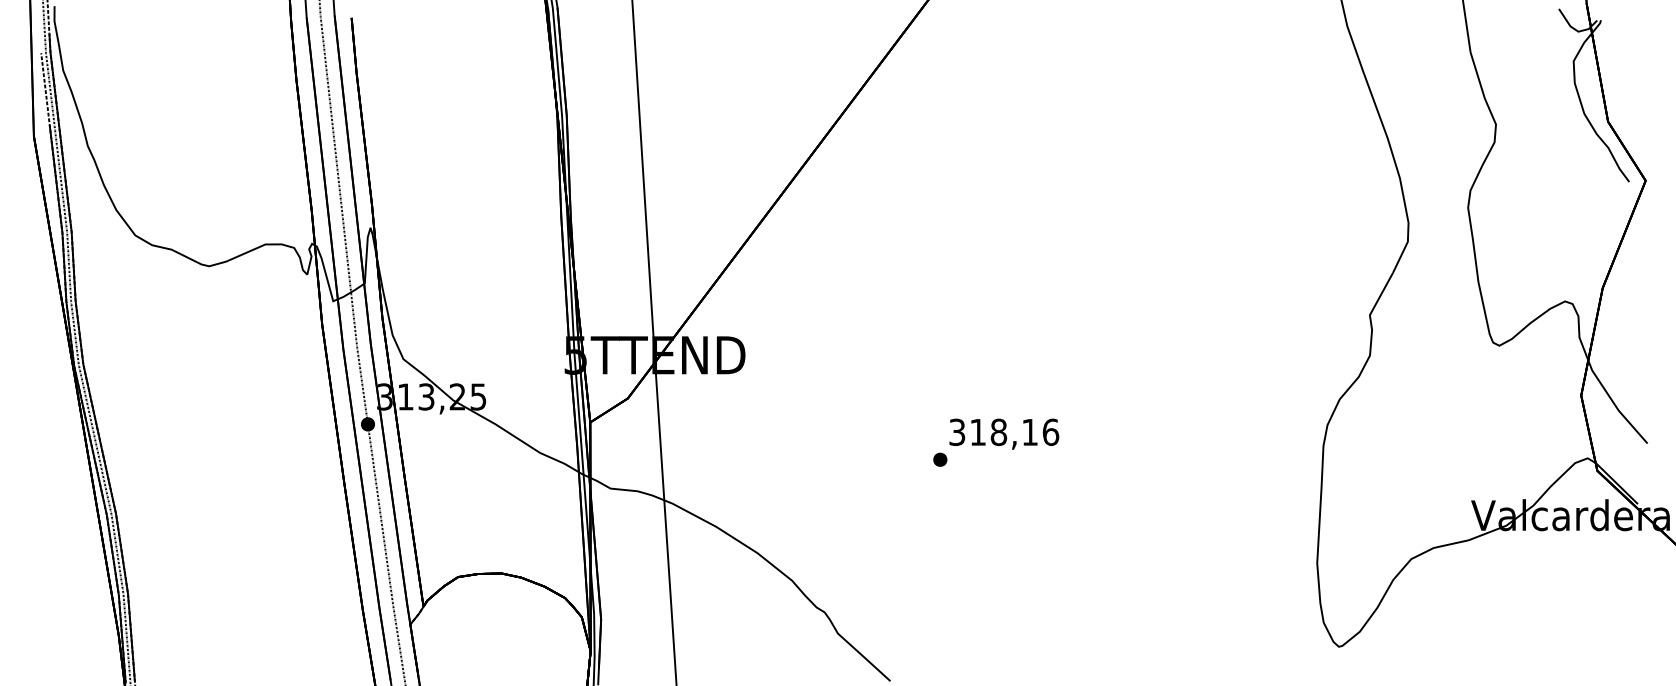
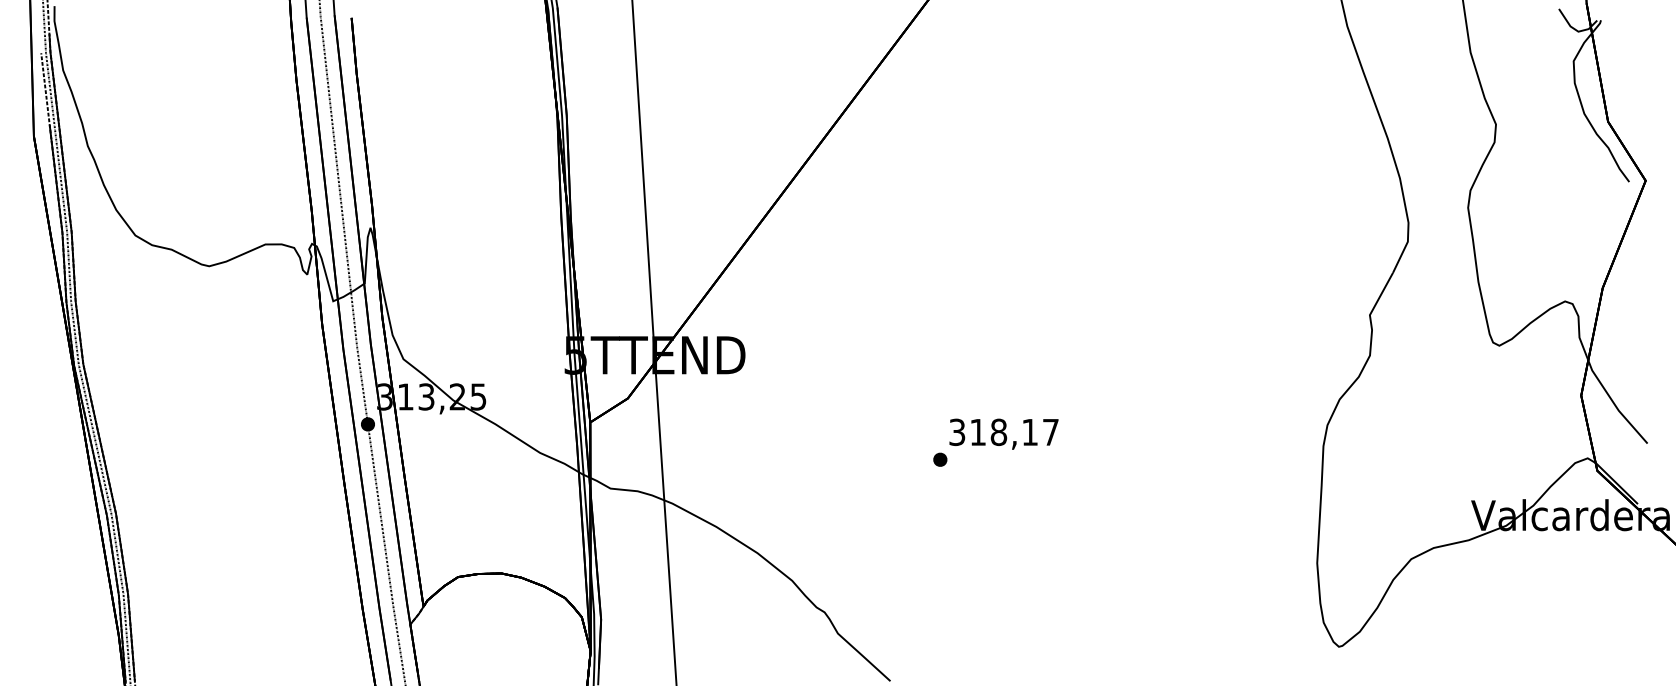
text: 318,16 -> 318,17 (1050, 432)
